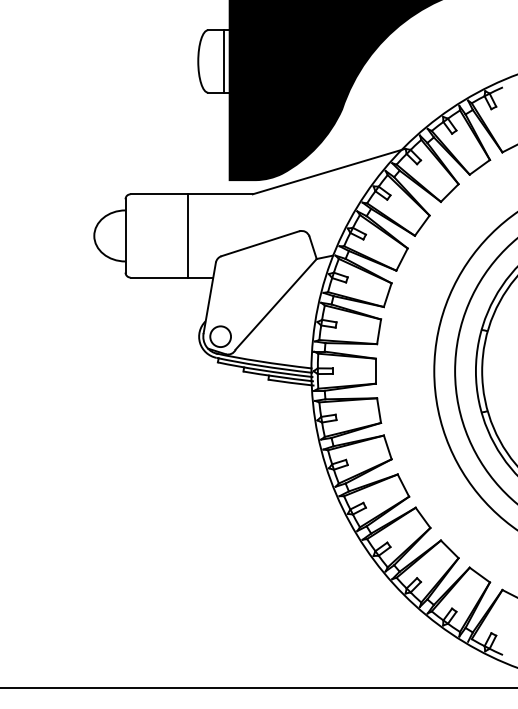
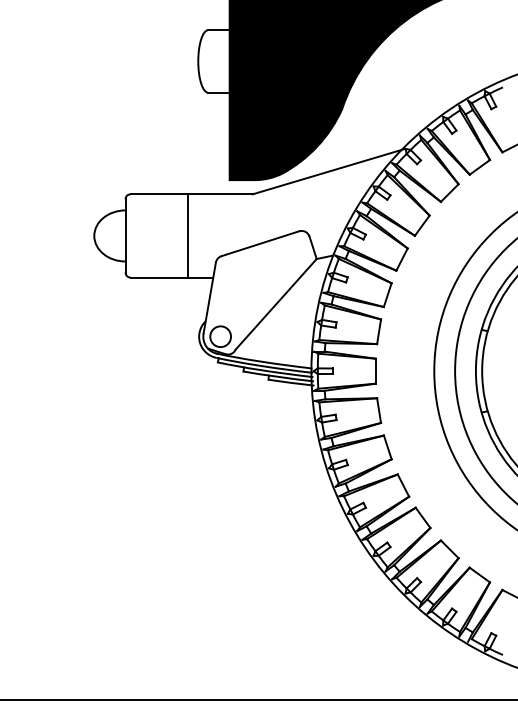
line: present -> none (224, 61)
line position: (258, 687) -> (258, 699) (258, 699)
